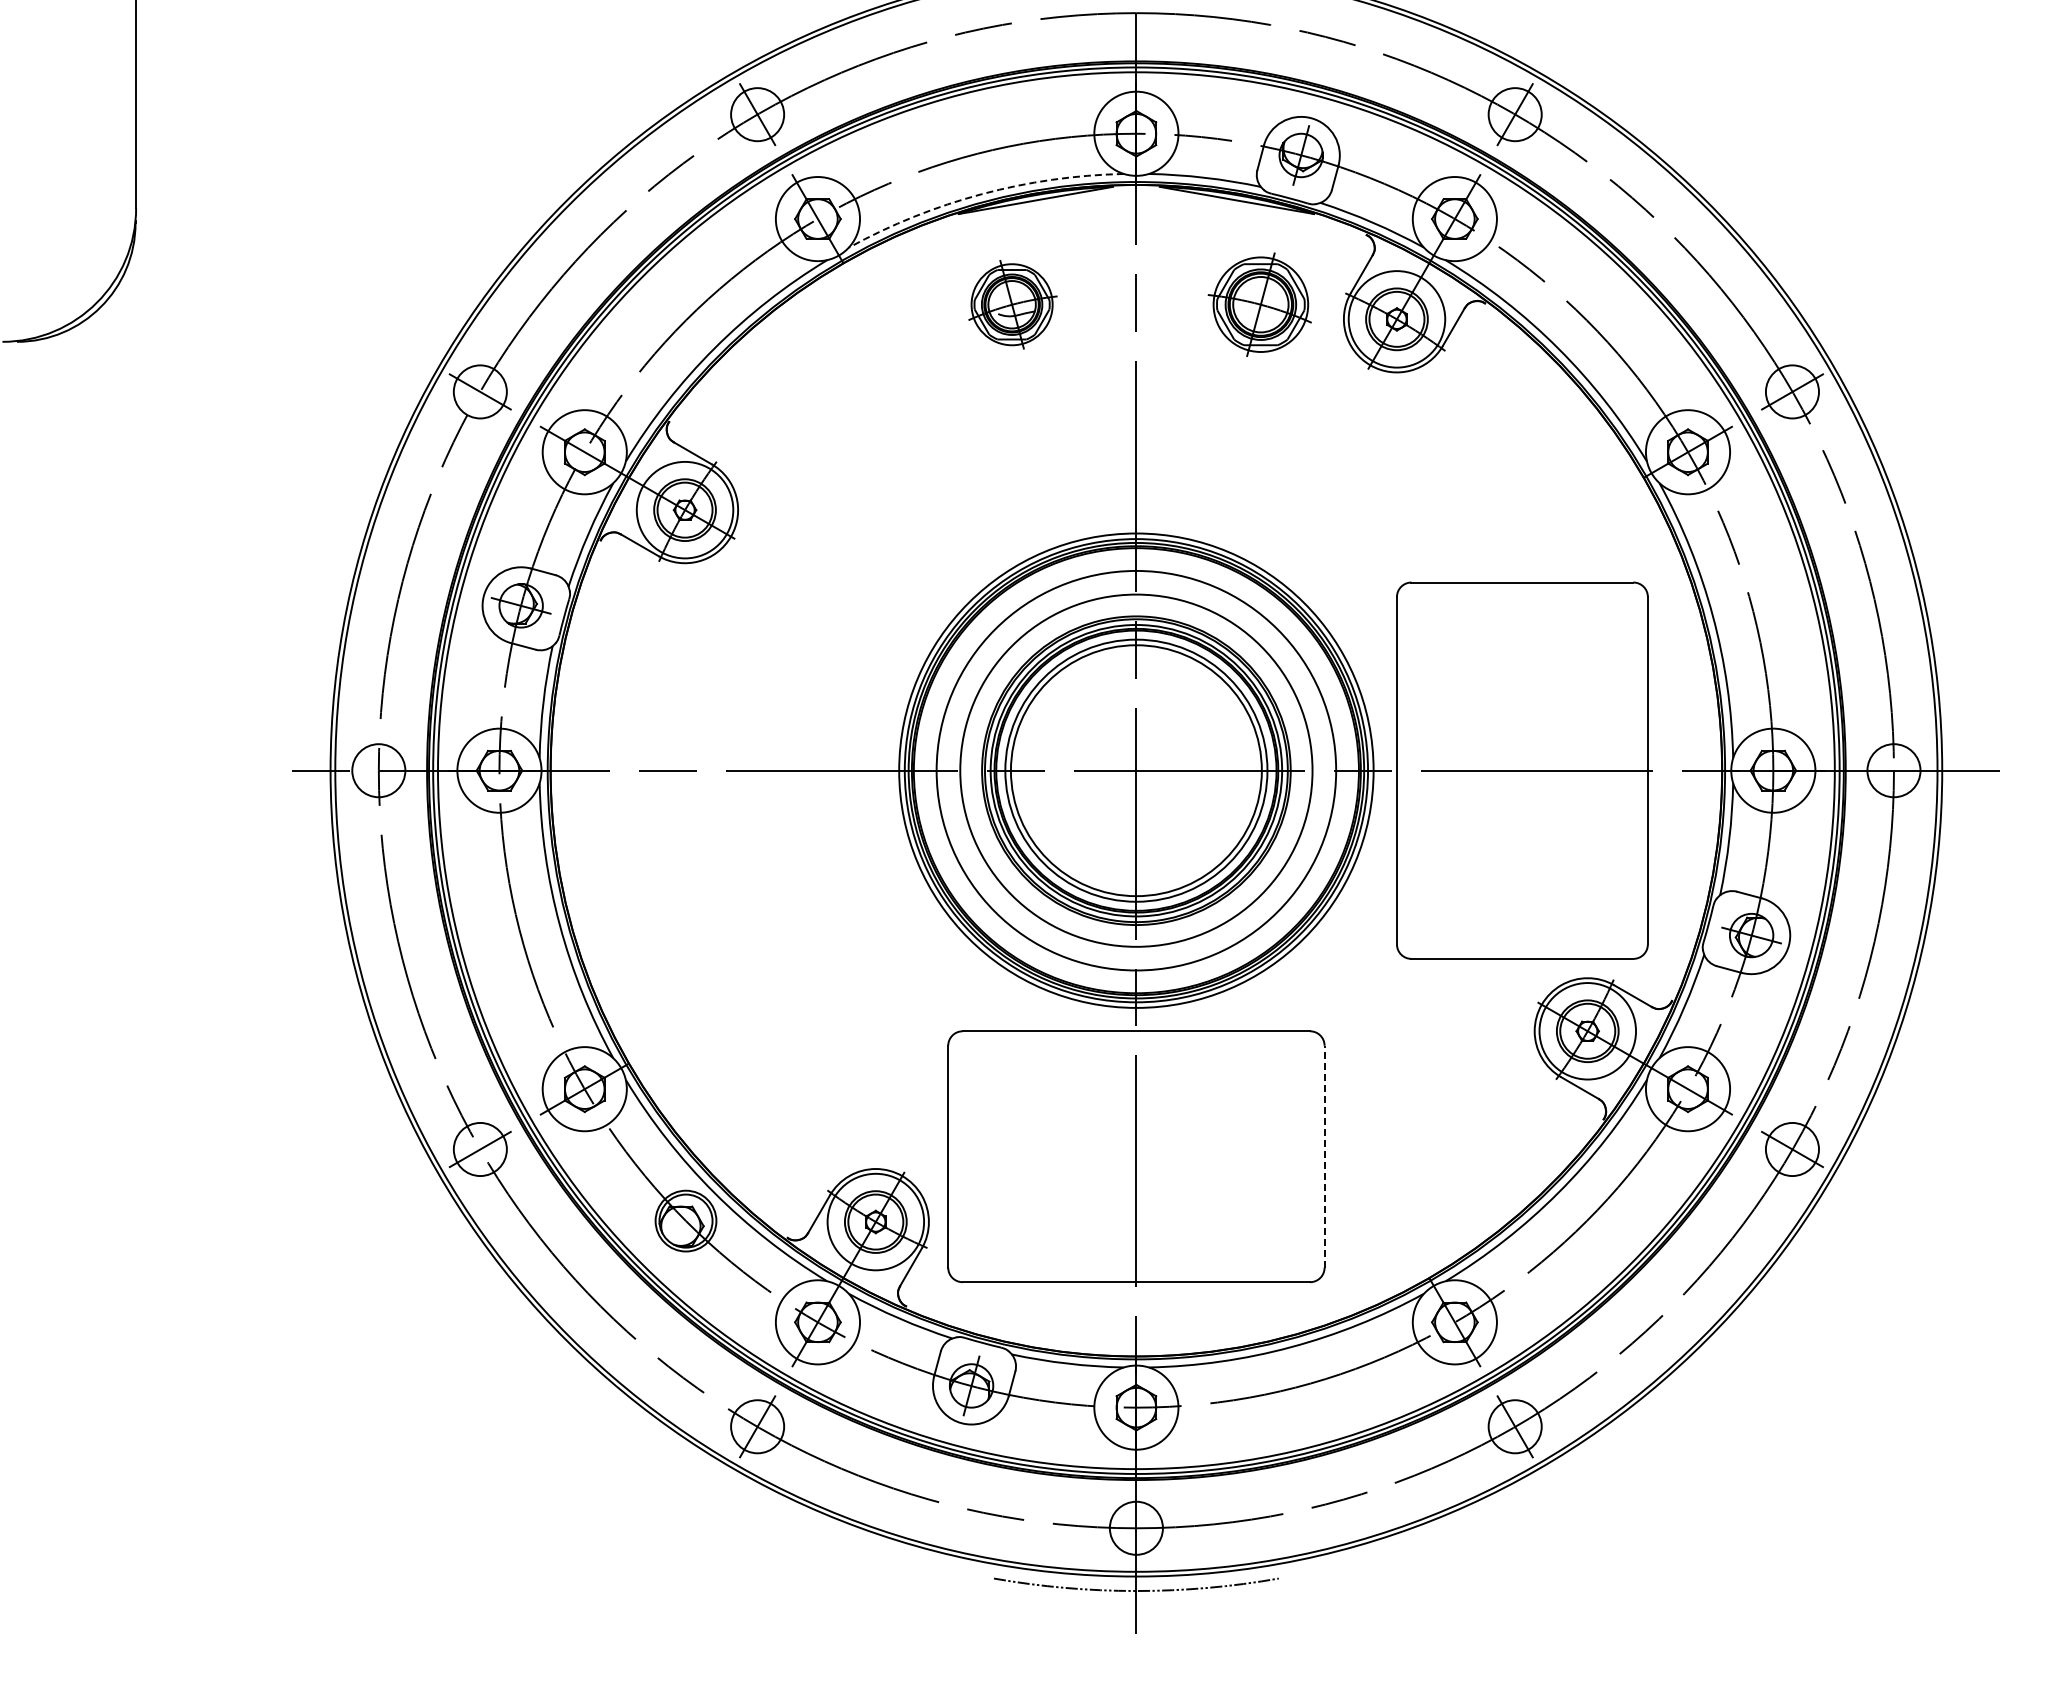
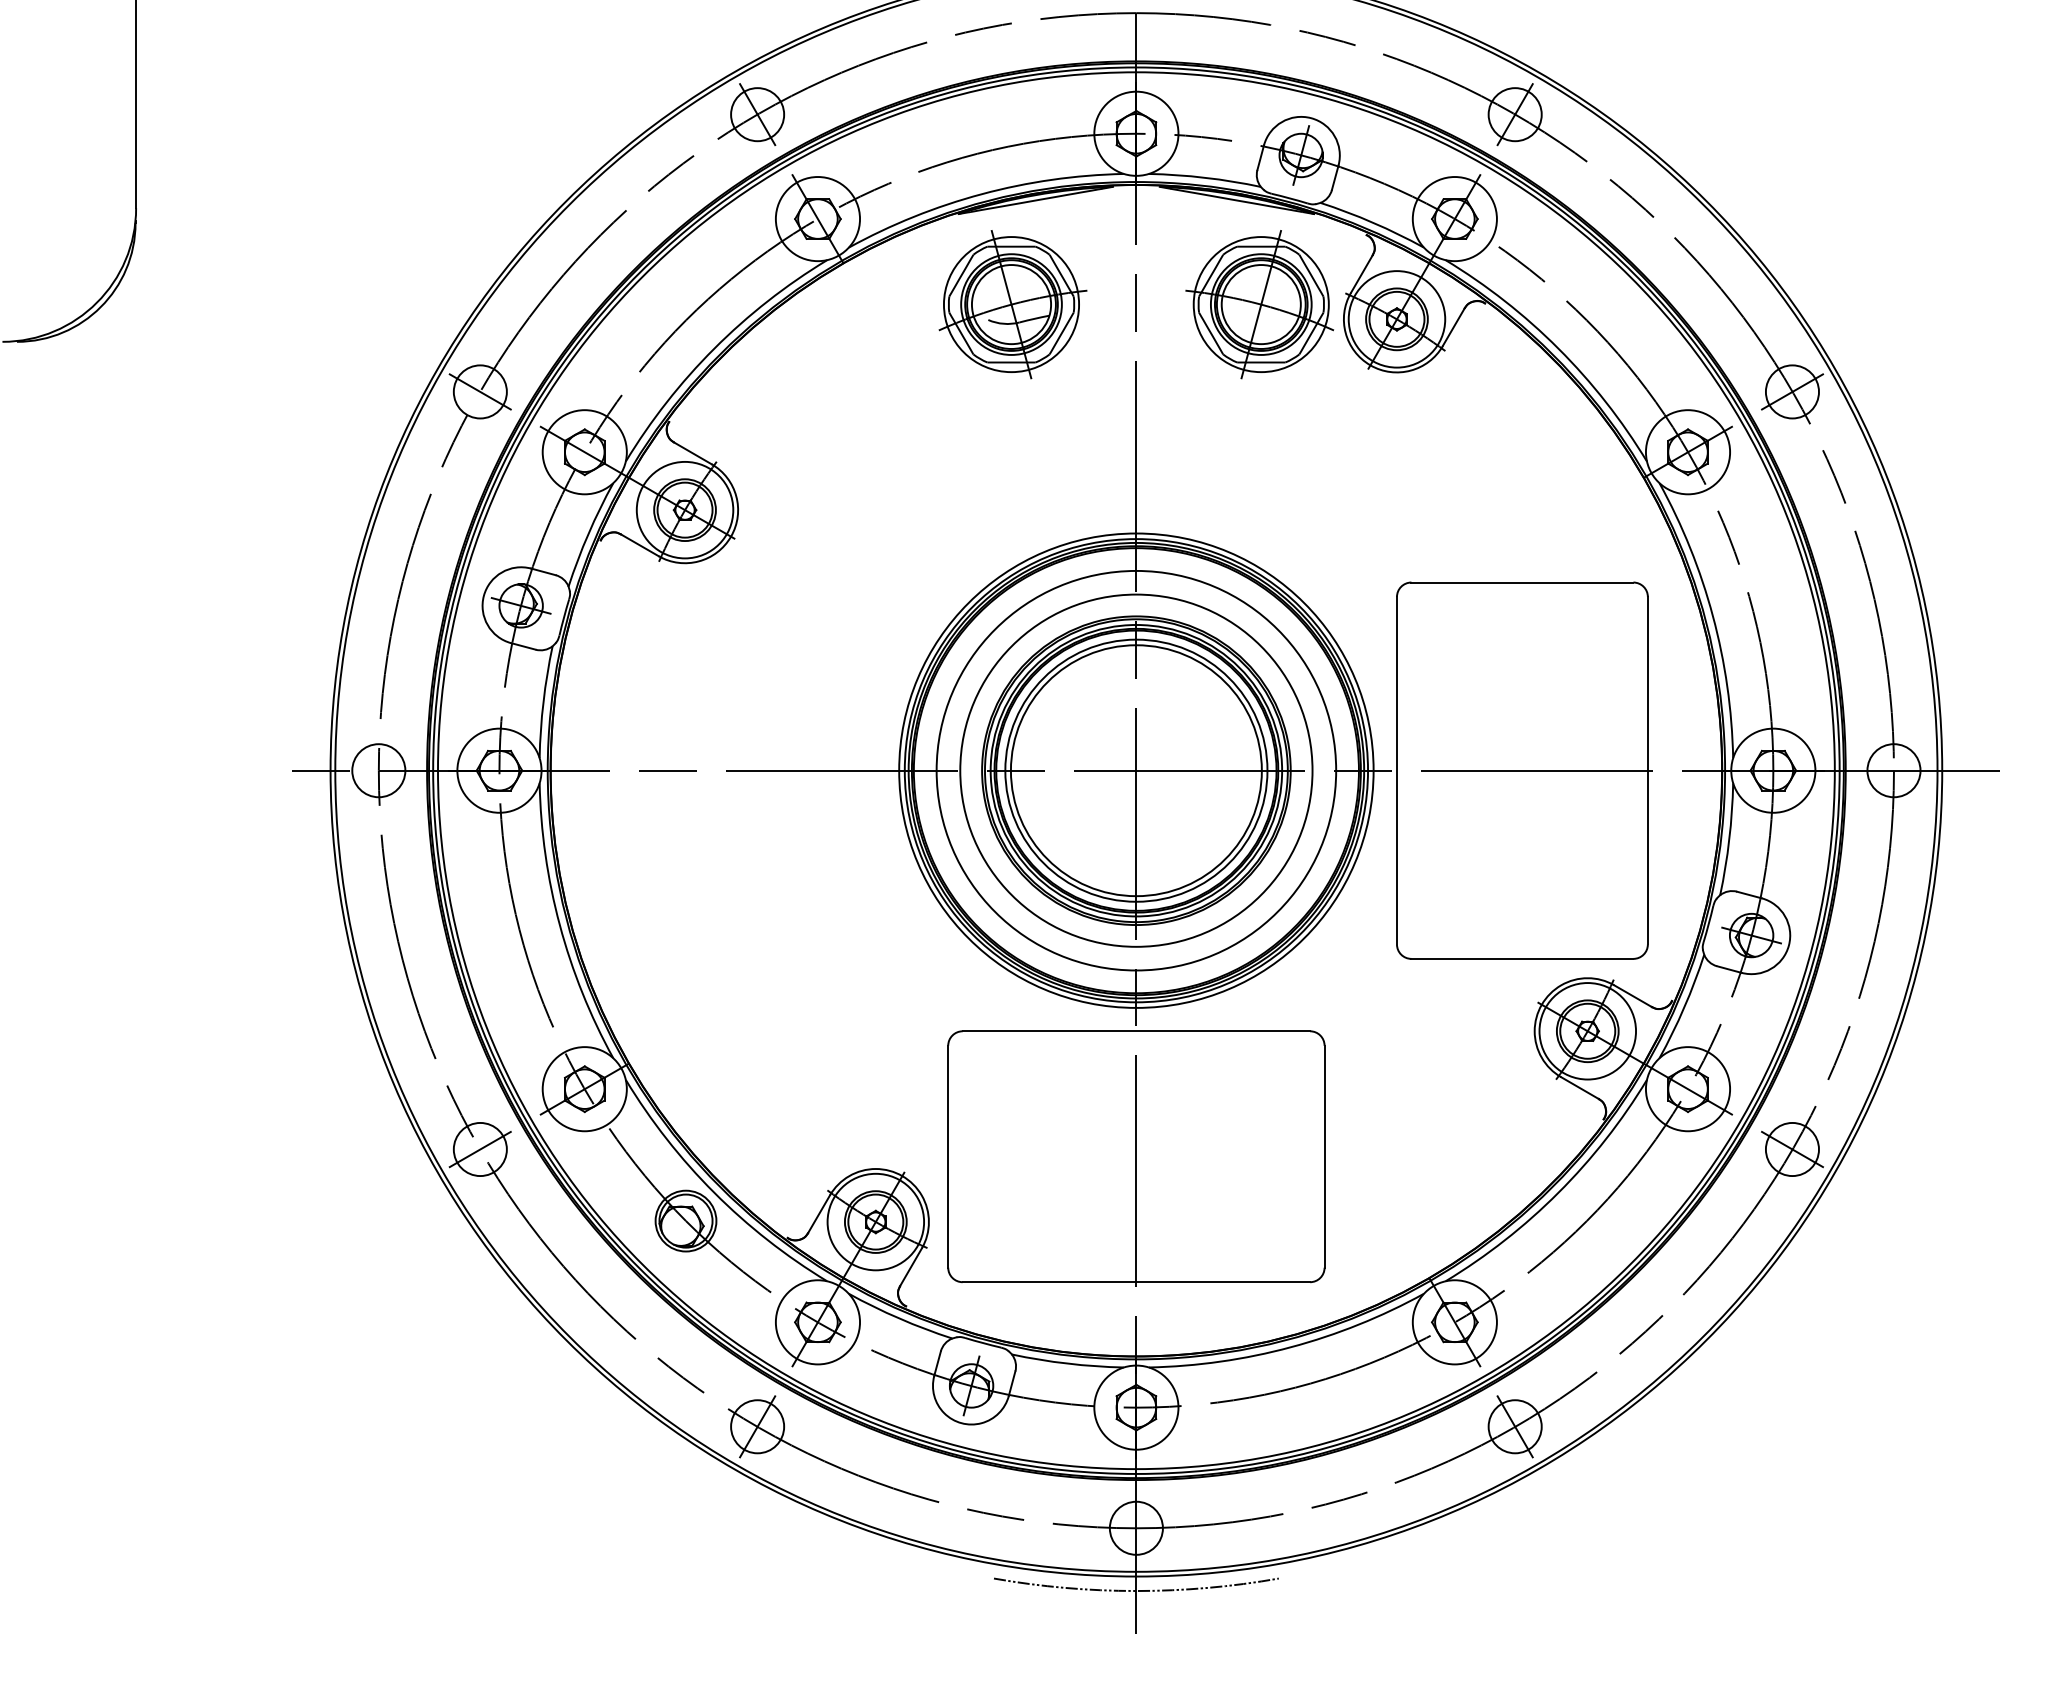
arc: dashed -> solid (981, 194)
part size: 90x90 px -> 150x150 px (1012, 304)
part size: 105x105 px -> 150x150 px (1259, 304)
line: dashed -> solid (1324, 1156)
